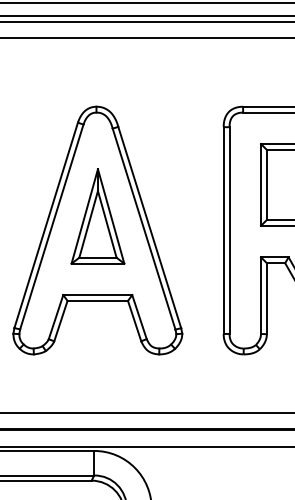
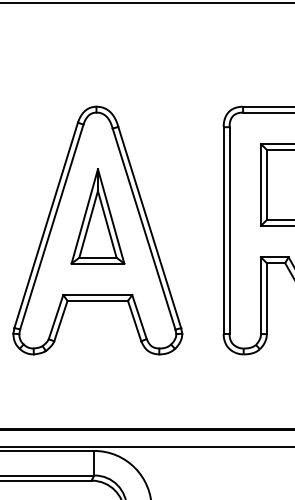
line: present -> none (146, 15)
line: present -> none (146, 21)
line: present -> none (146, 38)
line: present -> none (146, 412)
